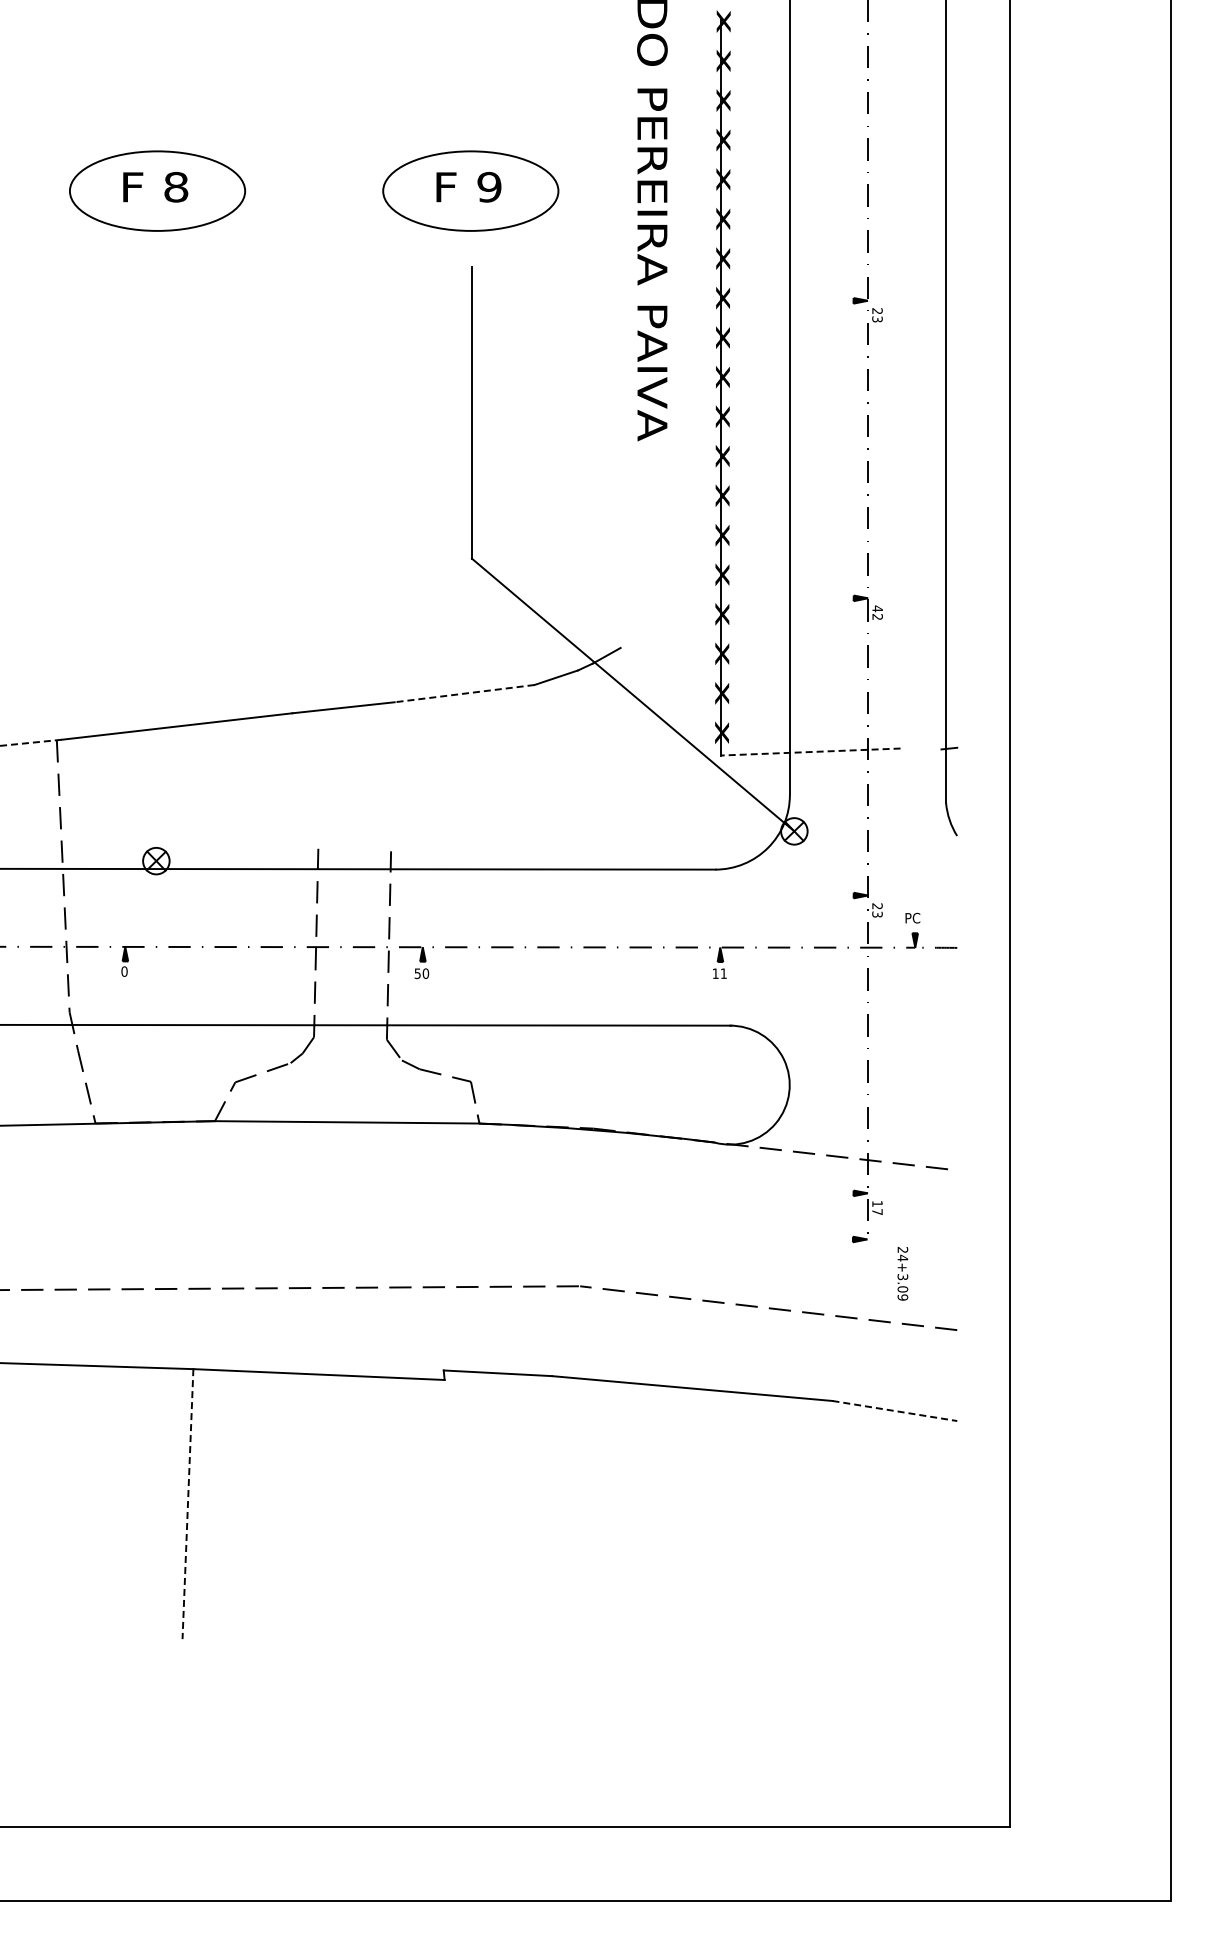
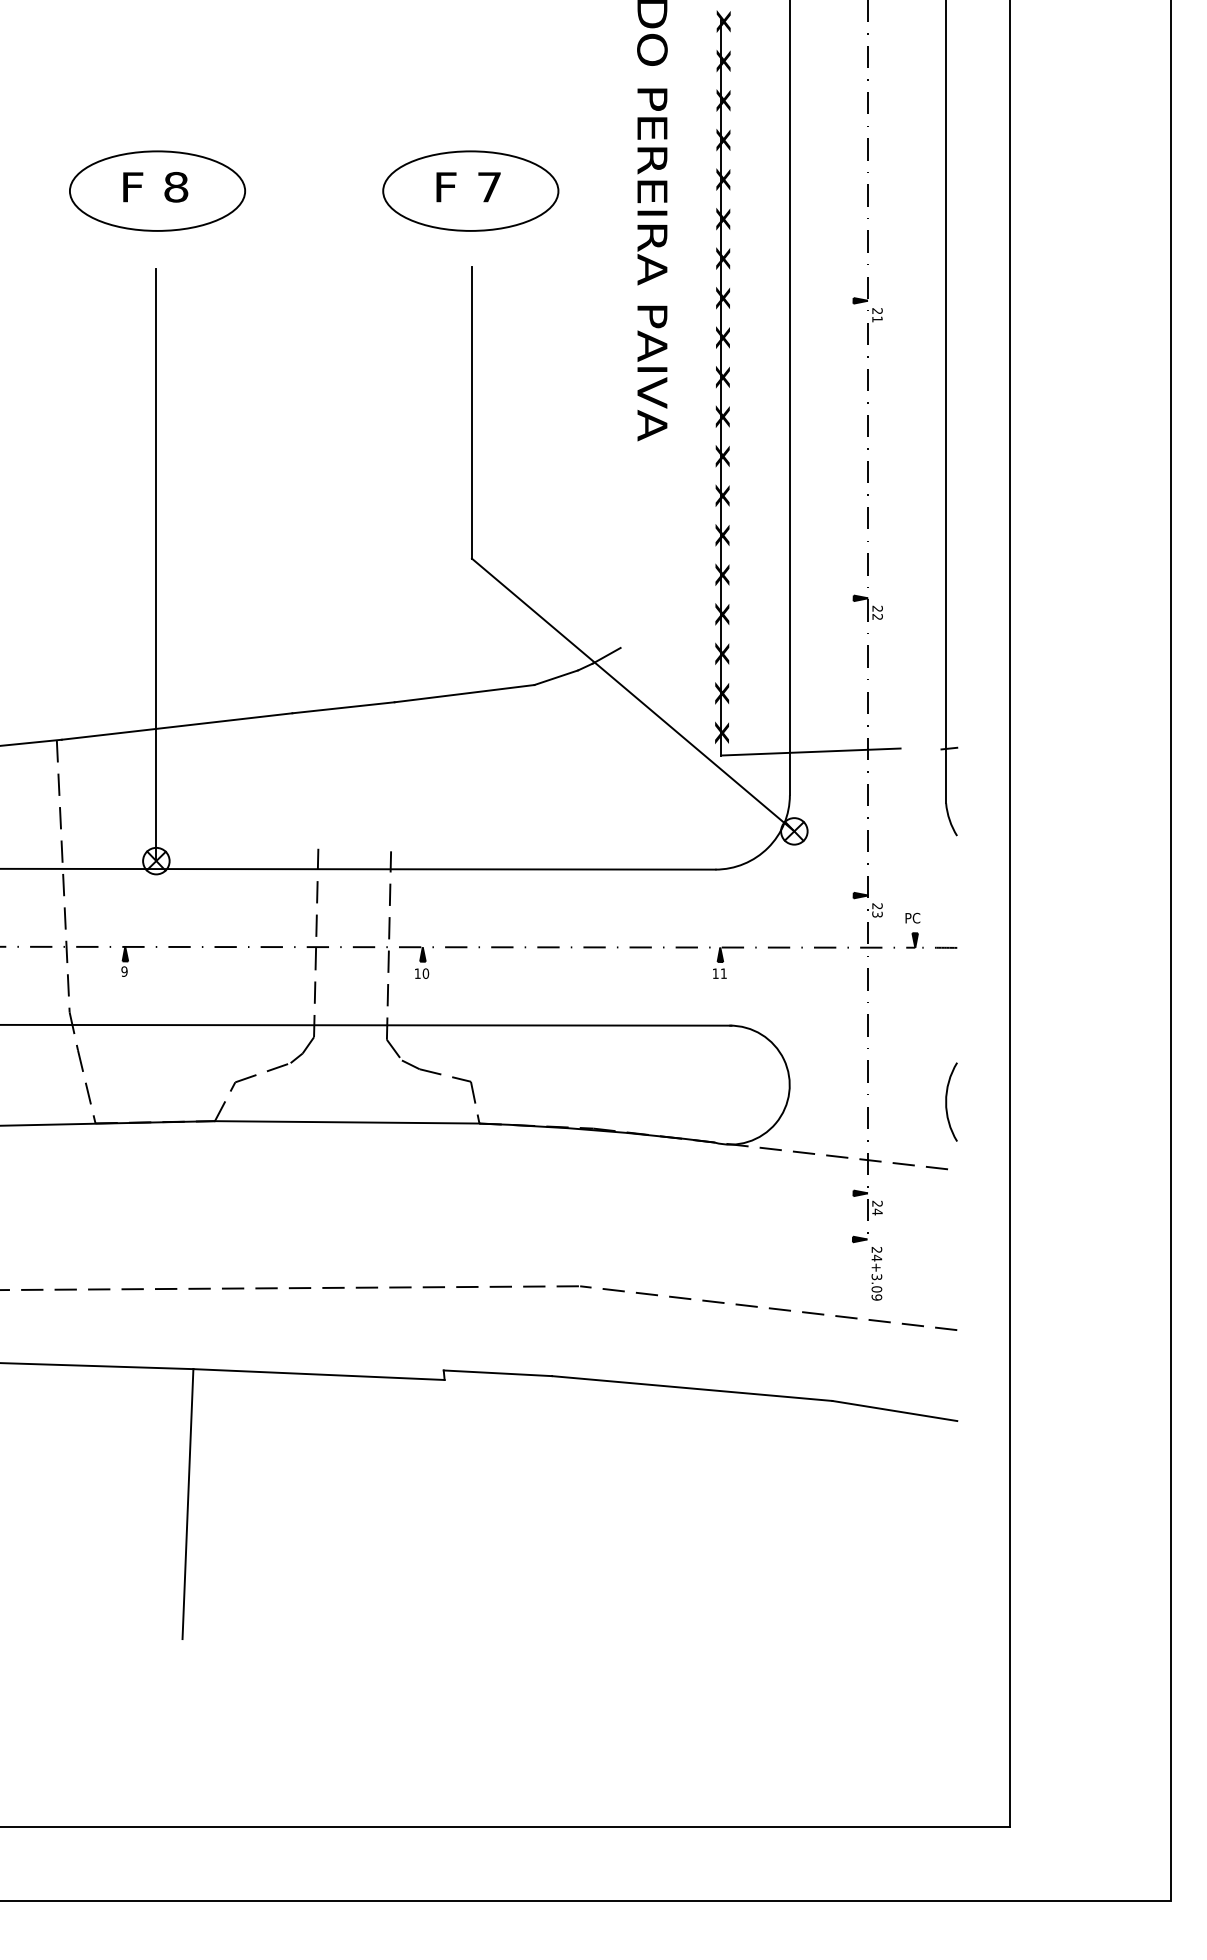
text: 9 -> 7 (489, 186)
text: 23 -> 21 (877, 319)
line: none -> present (156, 564)
text: 42 -> 22 (877, 608)
line: dashed -> solid (464, 693)
line: dashed -> solid (30, 742)
line: dashed -> solid (810, 752)
text: 0 -> 9 (124, 971)
text: 50 -> 10 (417, 973)
arc: none -> present (947, 1101)
text: 17 -> 24 (877, 1207)
text position: (902, 1273) -> (876, 1273) (876, 1273)
line: dashed -> solid (895, 1411)
line: dashed -> solid (187, 1504)
